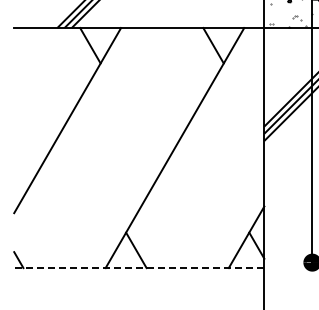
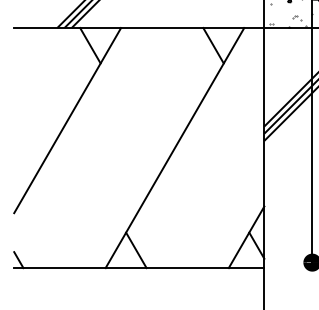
line: dashed -> solid (138, 268)
